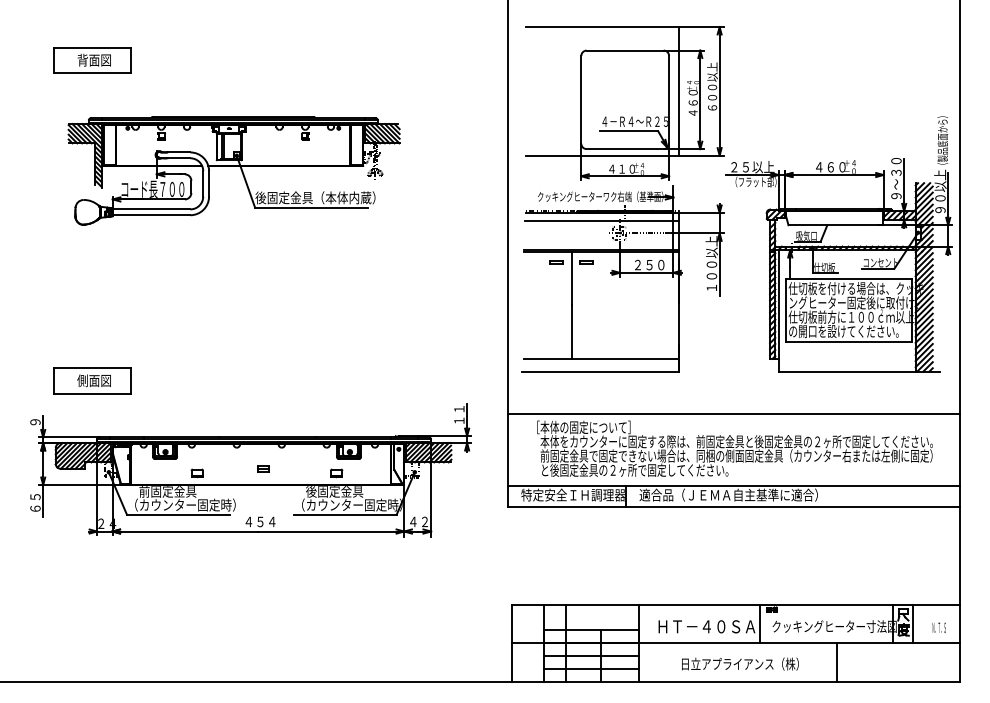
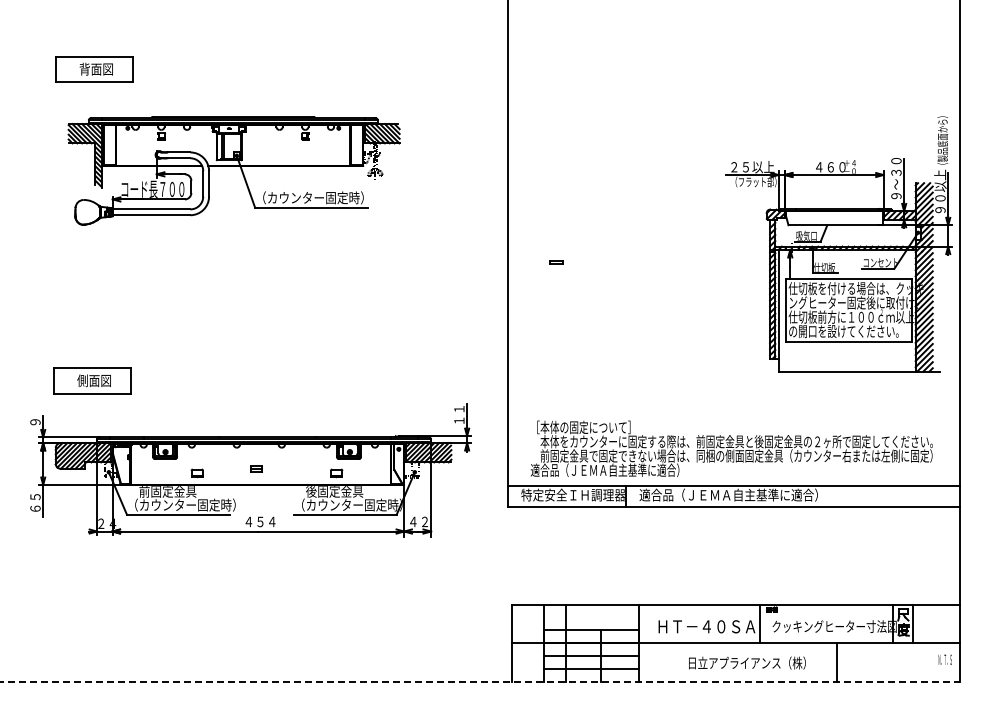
part position: (92, 60) -> (94, 69) (94, 69)
text: 後固定金具（本体内蔵） -> （カウンター固定時） (315, 197)
part: present -> none (622, 199)
line: present -> none (734, 414)
part position: (263, 468) -> (256, 468) (256, 468)
text: と後固定金具の２ヶ所で固定してください。 -> 適合品（ＪＥＭＡ自主基準に適合） (629, 469)
text position: (938, 627) -> (944, 659) (944, 659)
text position: (740, 663) -> (747, 662) (747, 662)
line: solid -> dashed (480, 681)
